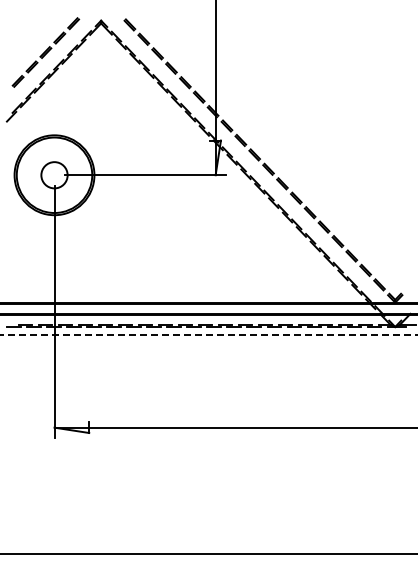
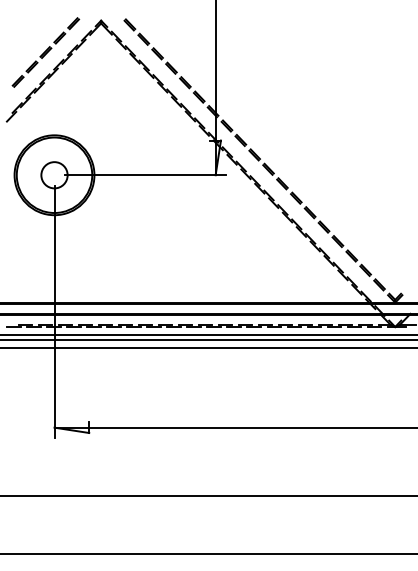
line: dashed -> solid (209, 334)
line: none -> present (208, 339)
line: none -> present (208, 347)
line: none -> present (208, 495)
